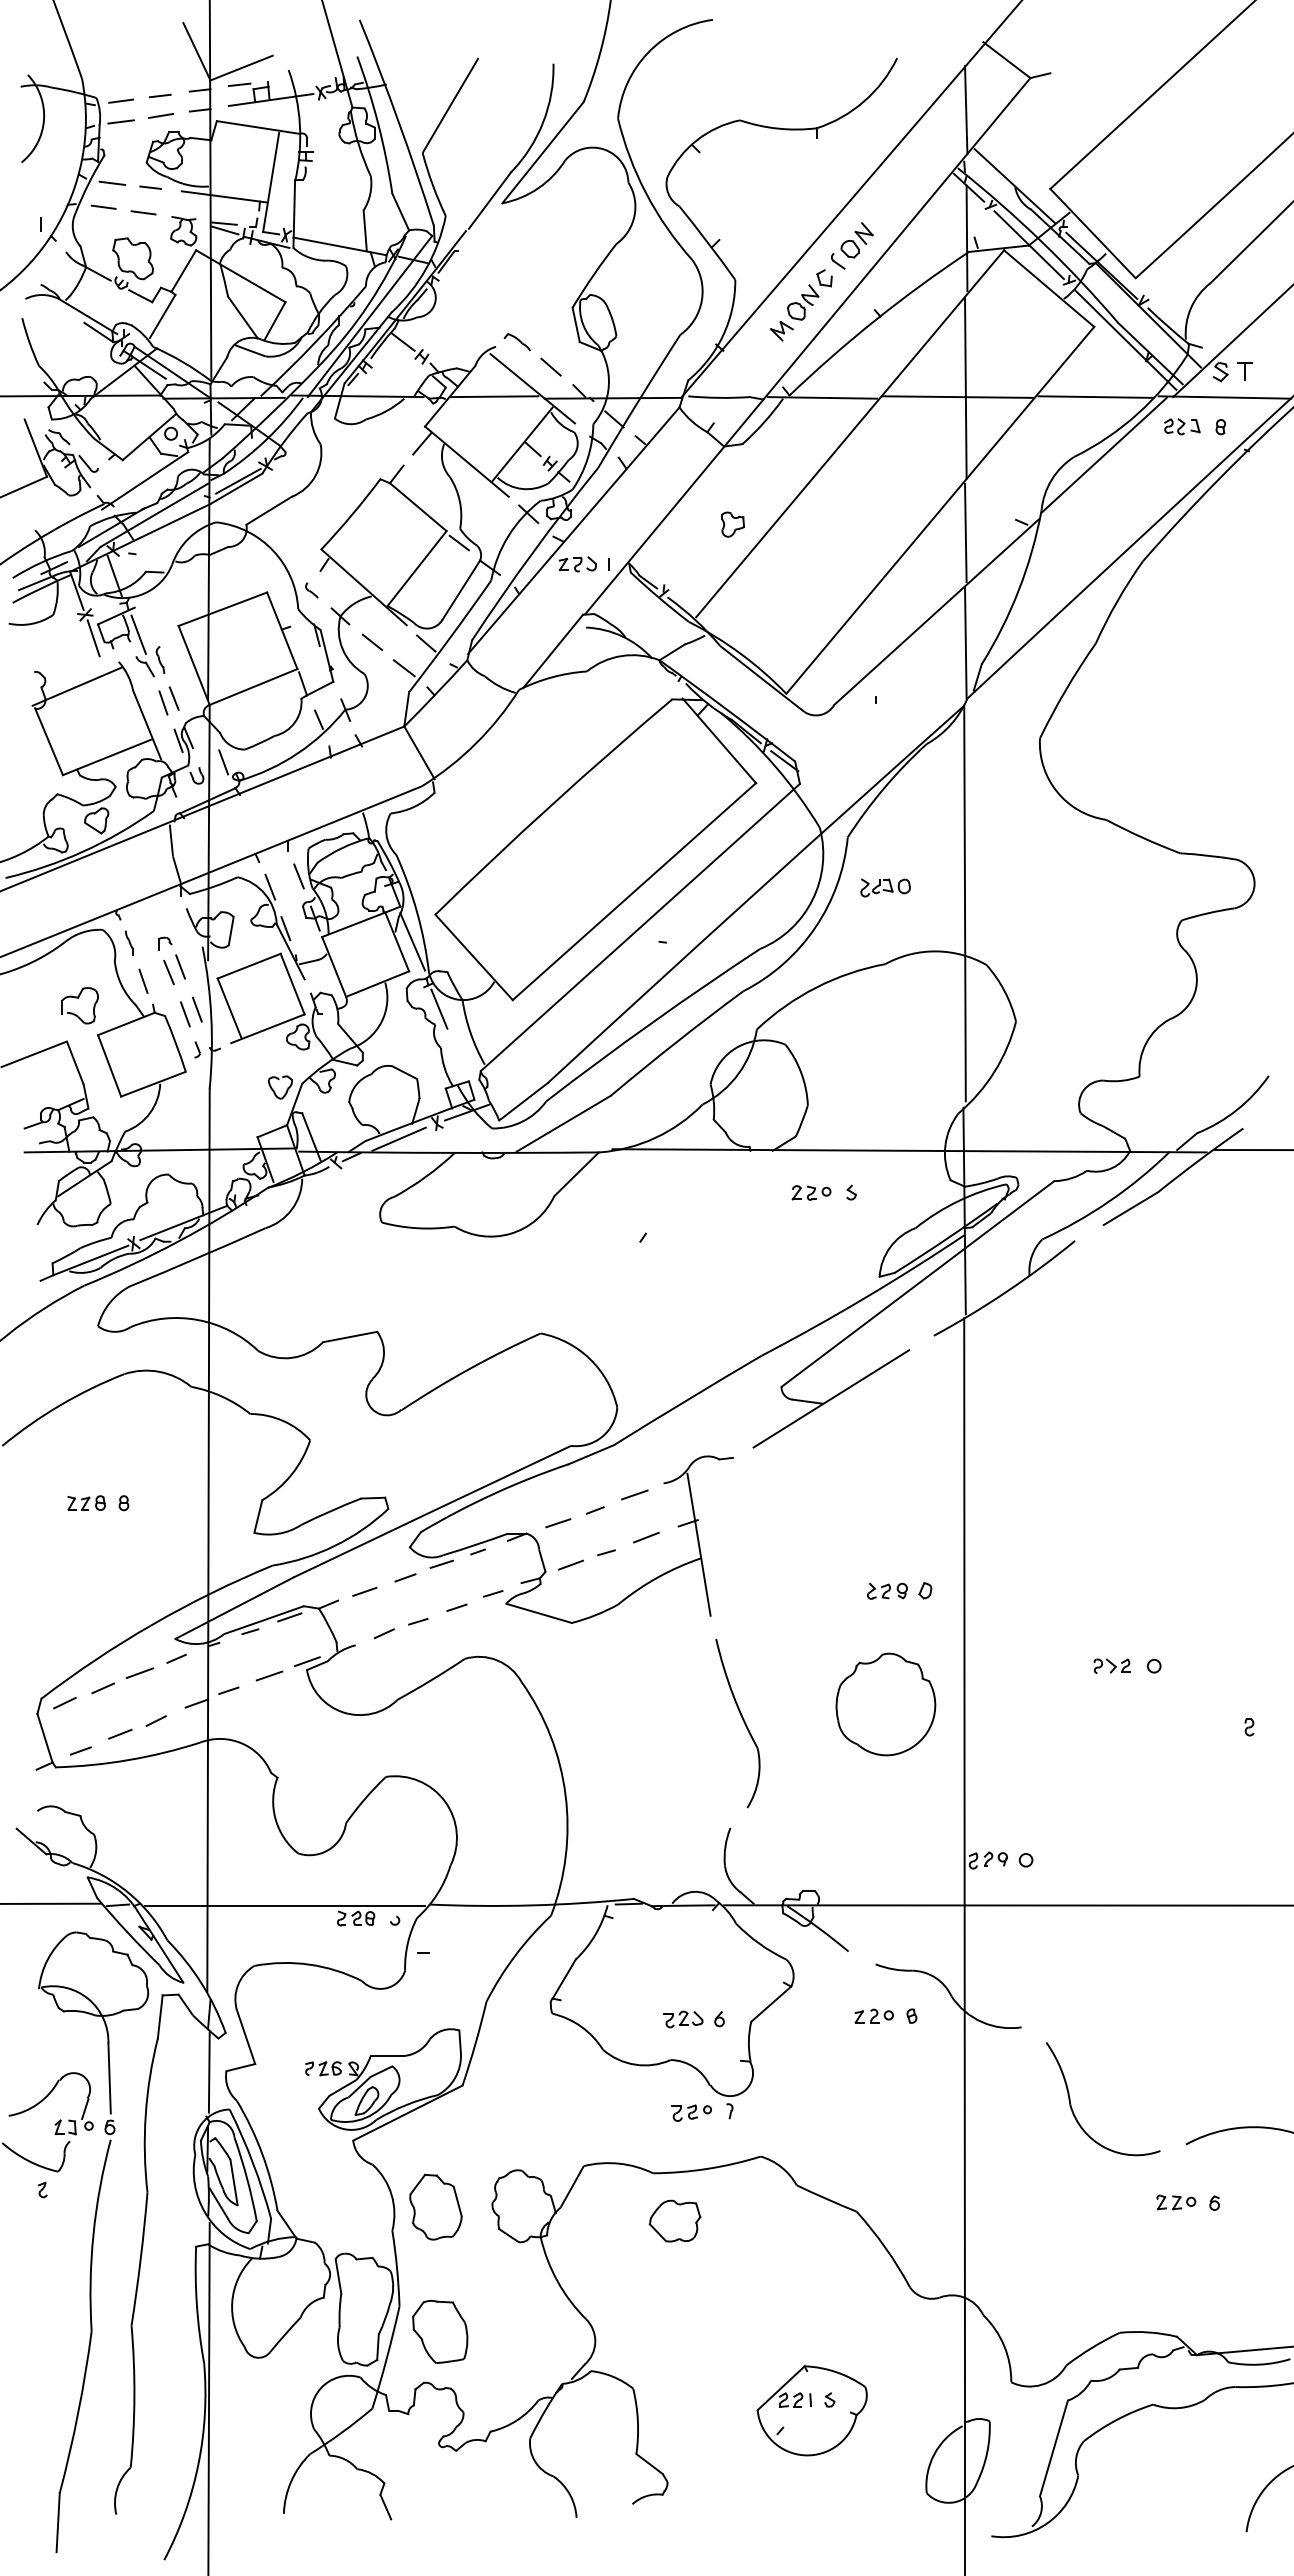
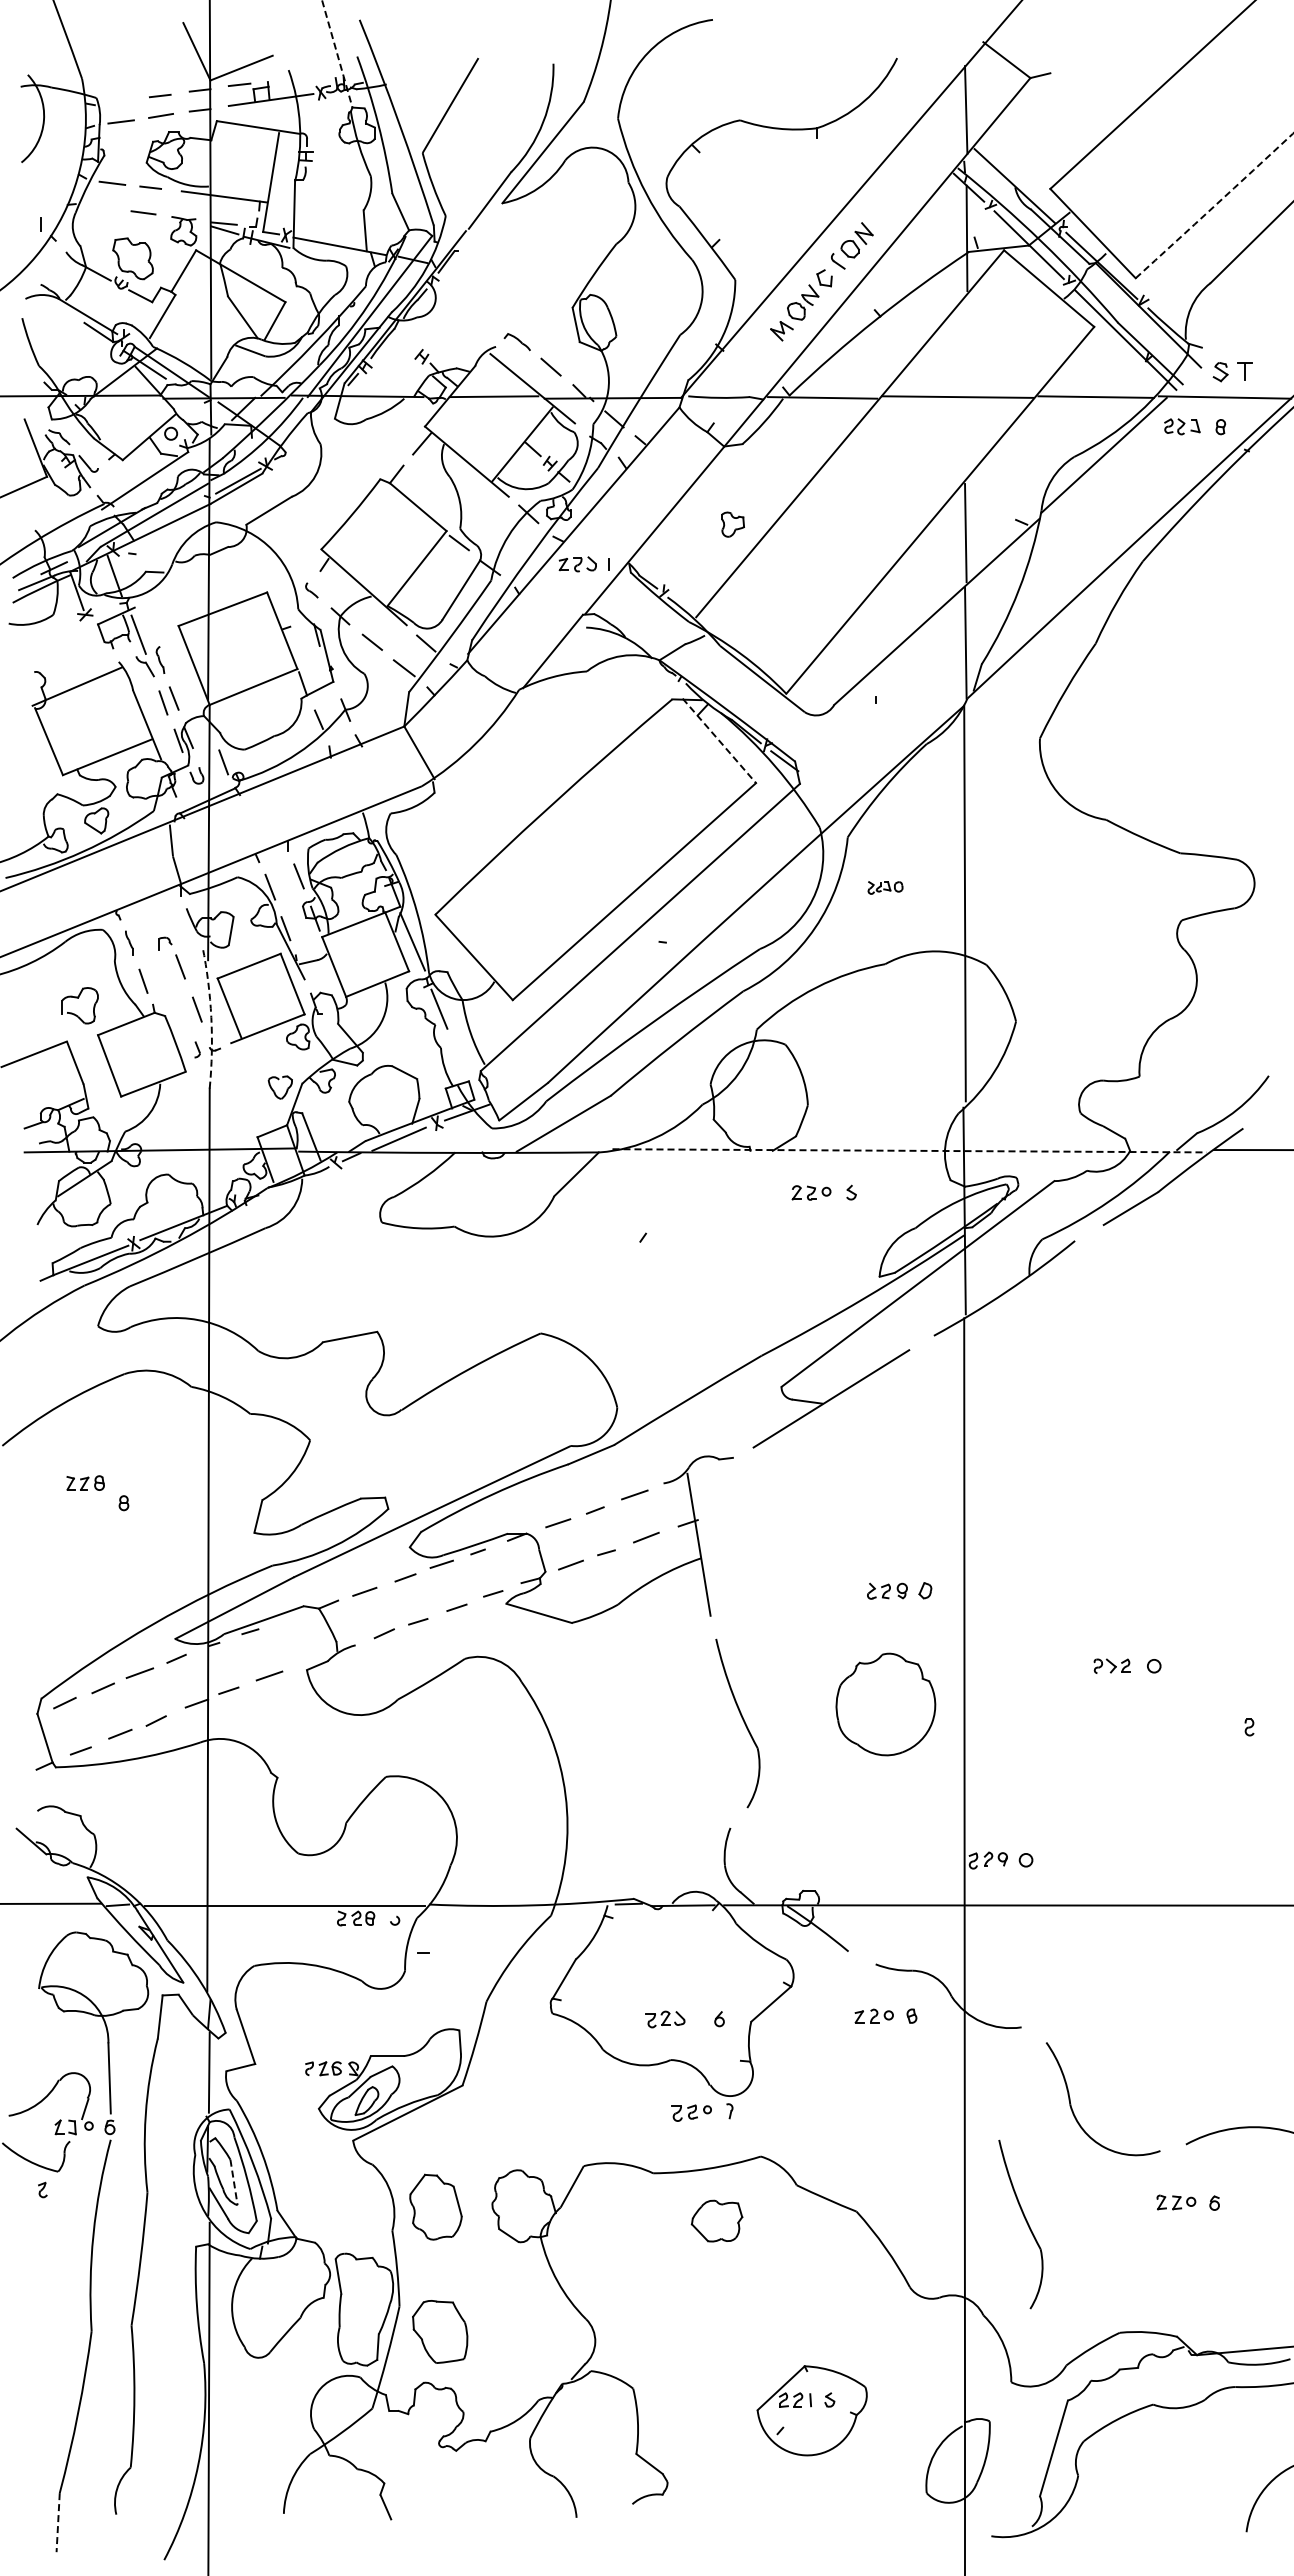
line: solid -> dashed (337, 53)
line: present -> none (121, 100)
arc: solid -> dashed (1215, 205)
line: present -> none (103, 206)
line: present -> none (402, 341)
line: present -> none (1231, 342)
line: present -> none (965, 387)
line: present -> none (93, 638)
line: solid -> dashed (719, 740)
part size: 51x20 px -> 37x14 px (885, 887)
line: present -> none (168, 972)
line: present -> none (185, 1014)
arc: solid -> dashed (211, 1017)
line: solid -> dashed (910, 1150)
part position: (86, 1502) -> (85, 1482) (85, 1482)
line: present -> none (289, 1617)
line: present -> none (307, 1661)
part position: (683, 2019) -> (665, 2019) (665, 2019)
line: solid -> dashed (234, 2182)
part position: (674, 2220) -> (716, 2220) (716, 2220)
part: none -> present (1020, 2224)
line: solid -> dashed (58, 2522)
